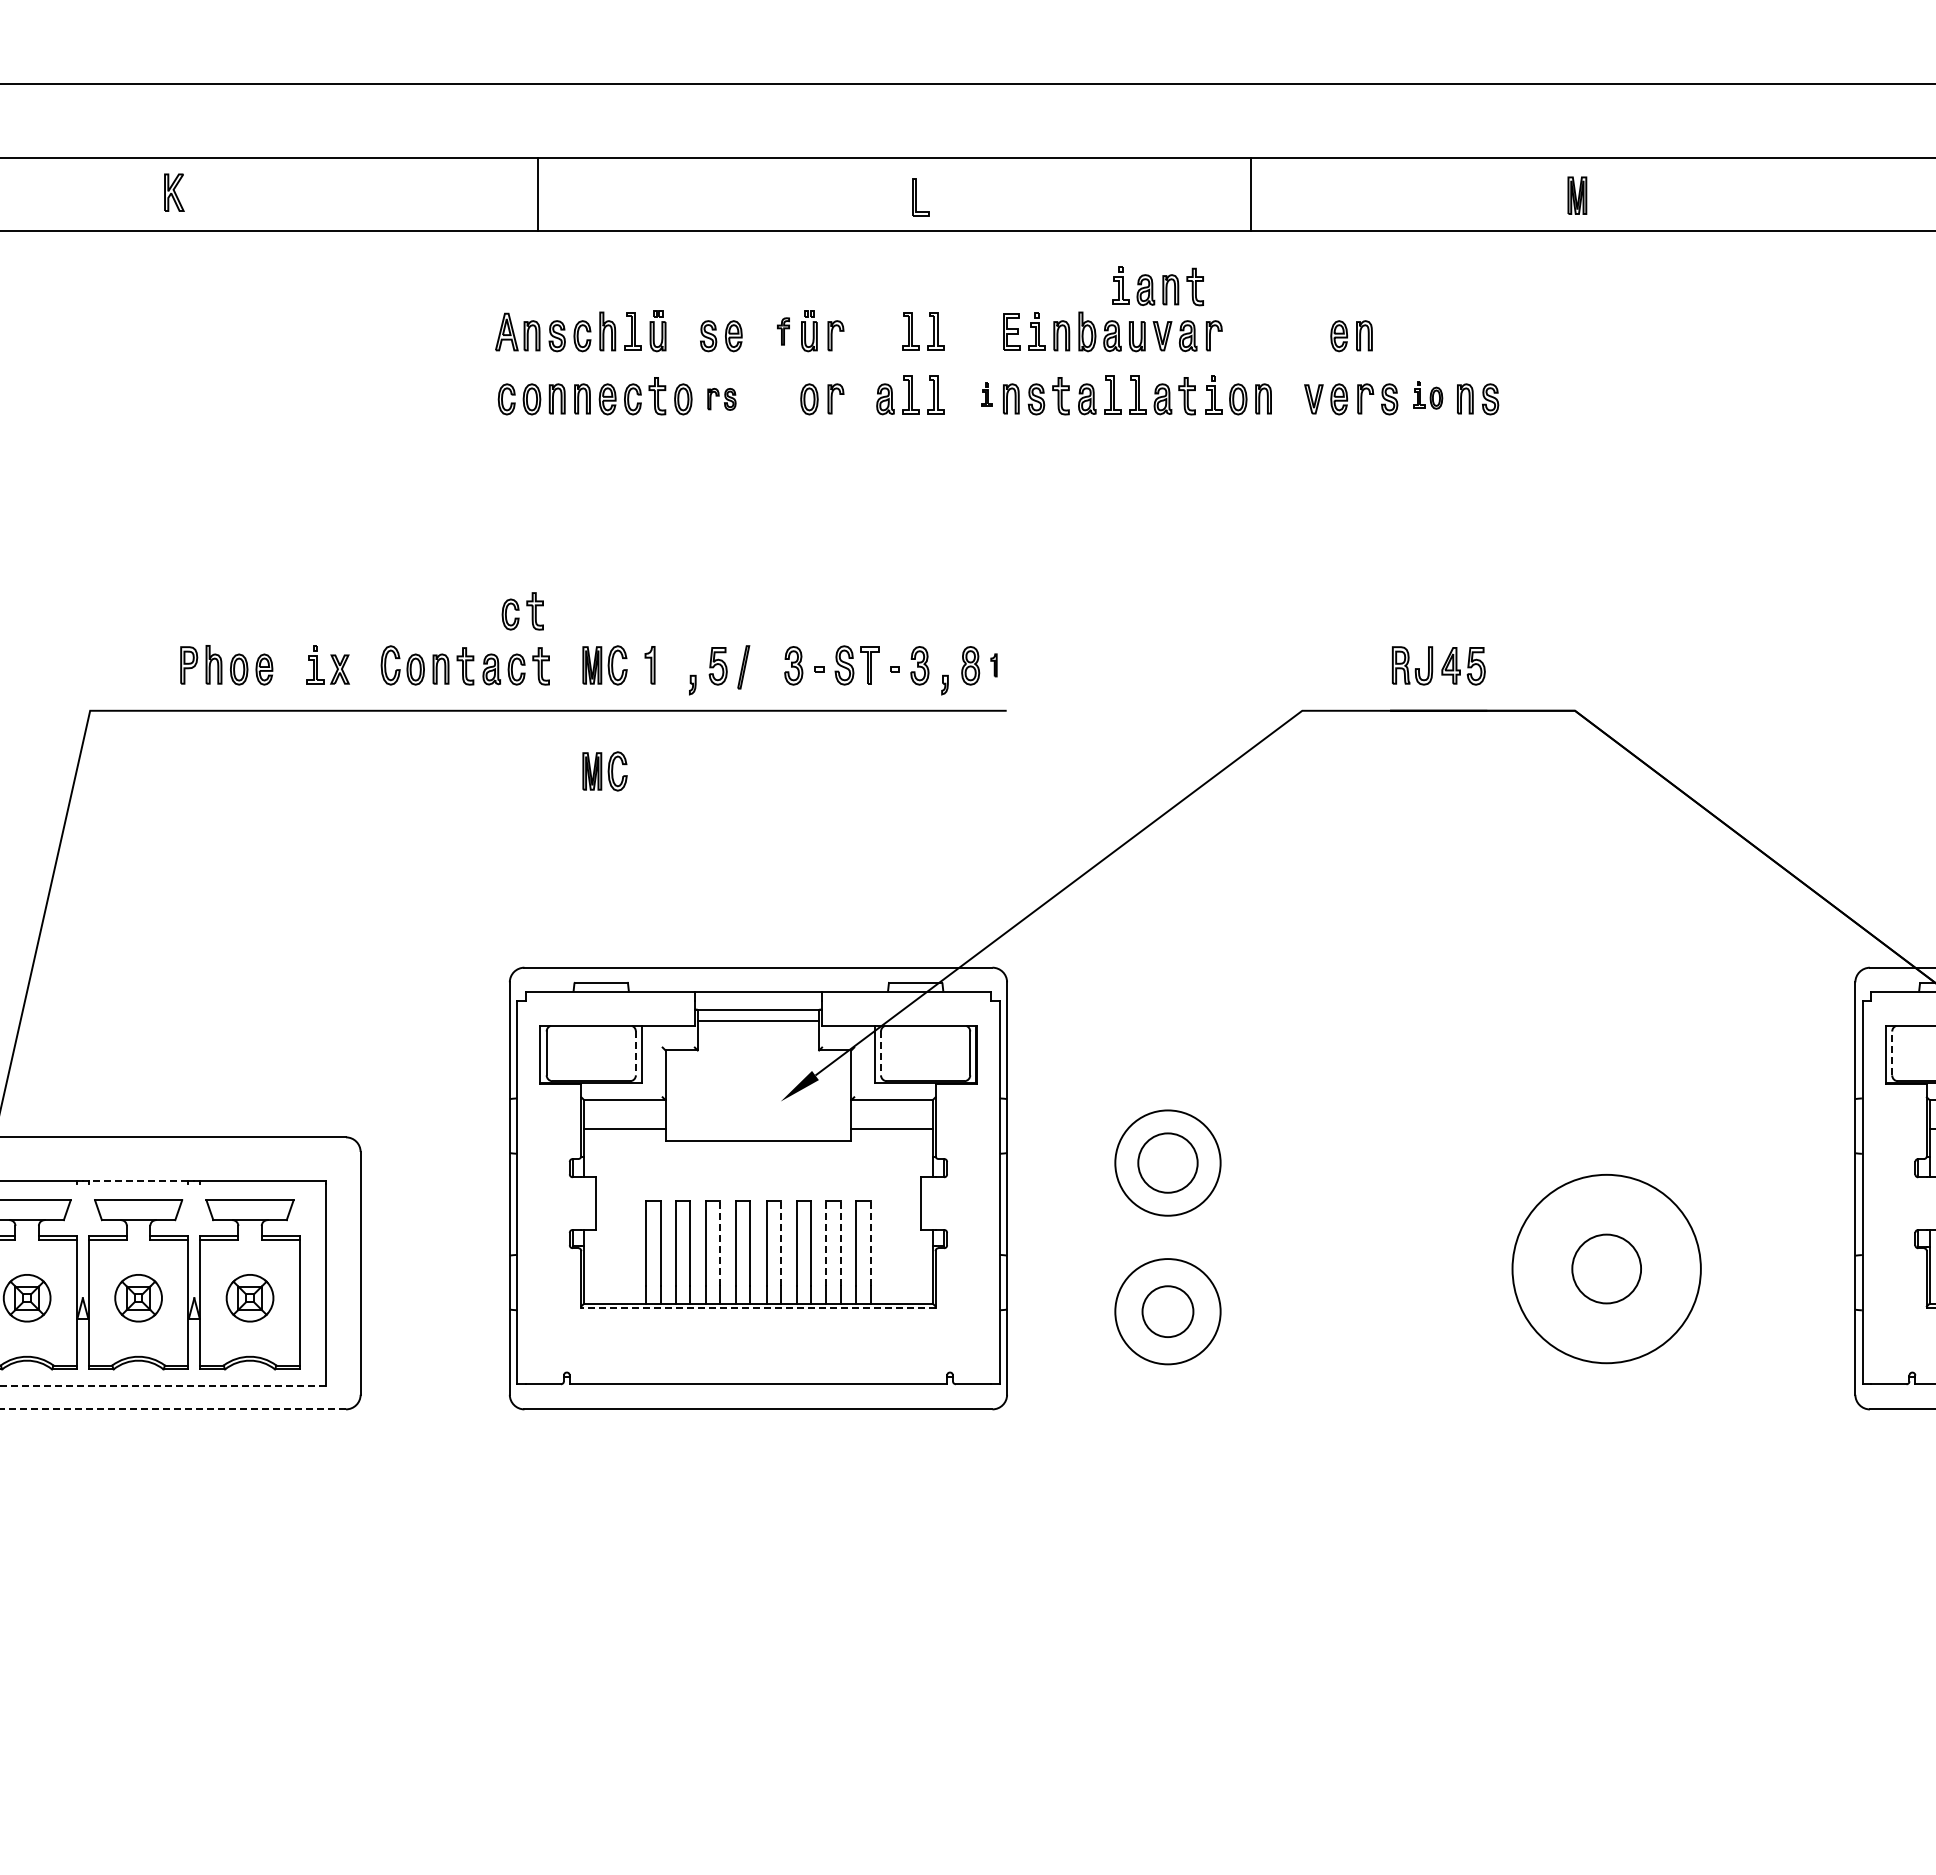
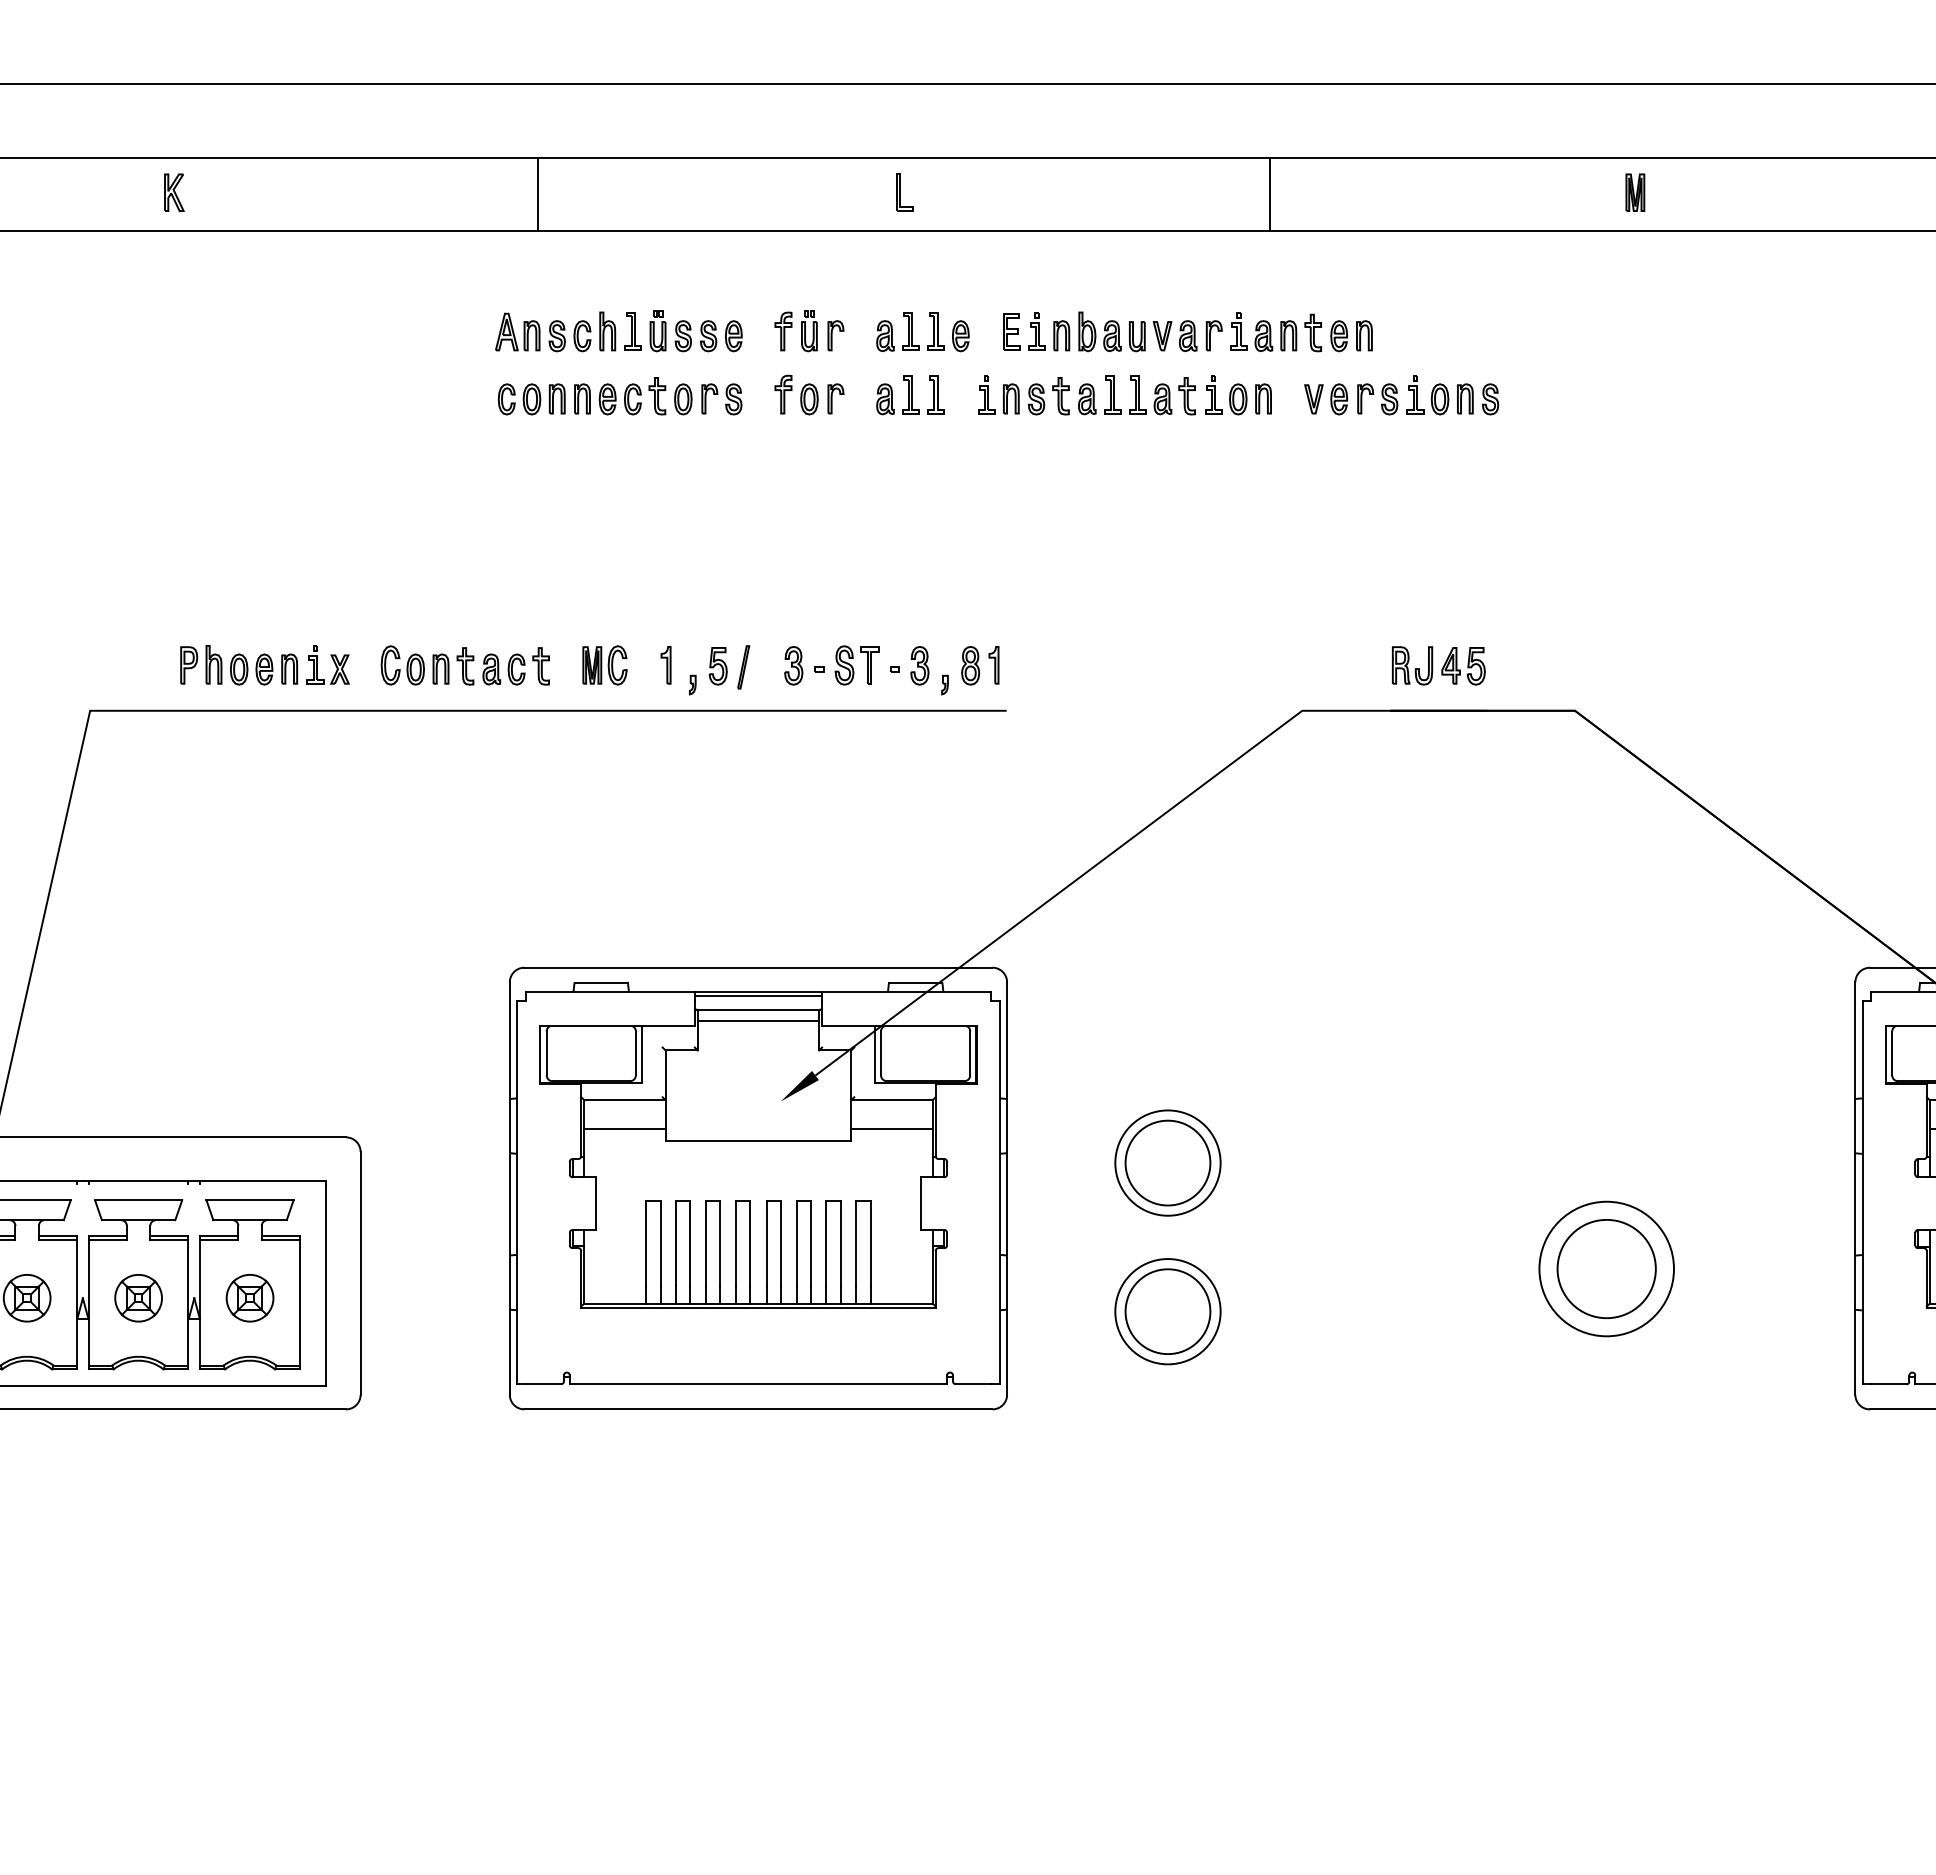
line position: (1250, 193) -> (1269, 193) (1269, 193)
part position: (1577, 195) -> (1635, 192) (1635, 192)
part position: (920, 197) -> (904, 192) (904, 192)
part position: (1157, 286) -> (1275, 332) (1275, 332)
part size: 13x29 px -> 19x41 px (783, 331)
part: none -> present (885, 335)
part: none -> present (682, 336)
part: none -> present (960, 336)
part: none -> present (783, 394)
part size: 12x25 px -> 18x40 px (986, 394)
part size: 31x29 px -> 44x41 px (1427, 395)
part size: 30x23 px -> 42x33 px (721, 399)
part: present -> none (522, 611)
part position: (649, 665) -> (665, 665) (665, 665)
part size: 8x25 px -> 12x39 px (993, 665)
part: none -> present (289, 668)
part: present -> none (604, 771)
line: none -> present (758, 996)
line: dashed -> solid (635, 1053)
line: dashed -> solid (881, 1053)
line: dashed -> solid (1892, 1053)
circle diameter: 59 px -> 85 px (1167, 1162)
line: dashed -> solid (138, 1181)
line: dashed -> solid (720, 1243)
line: dashed -> solid (781, 1243)
line: dashed -> solid (826, 1243)
line: dashed -> solid (841, 1243)
line: dashed -> solid (870, 1243)
circle diameter: 188 px -> 135 px (1606, 1268)
circle diameter: 69 px -> 98 px (1606, 1268)
line: dashed -> solid (757, 1308)
circle diameter: 51 px -> 85 px (1167, 1311)
line: dashed -> solid (163, 1386)
line: dashed -> solid (173, 1409)
